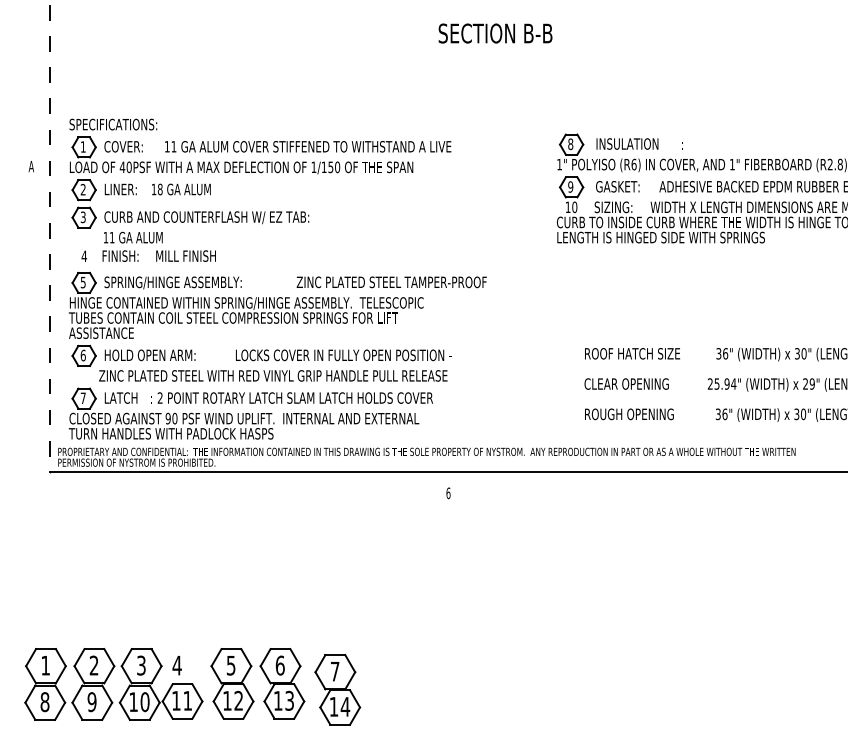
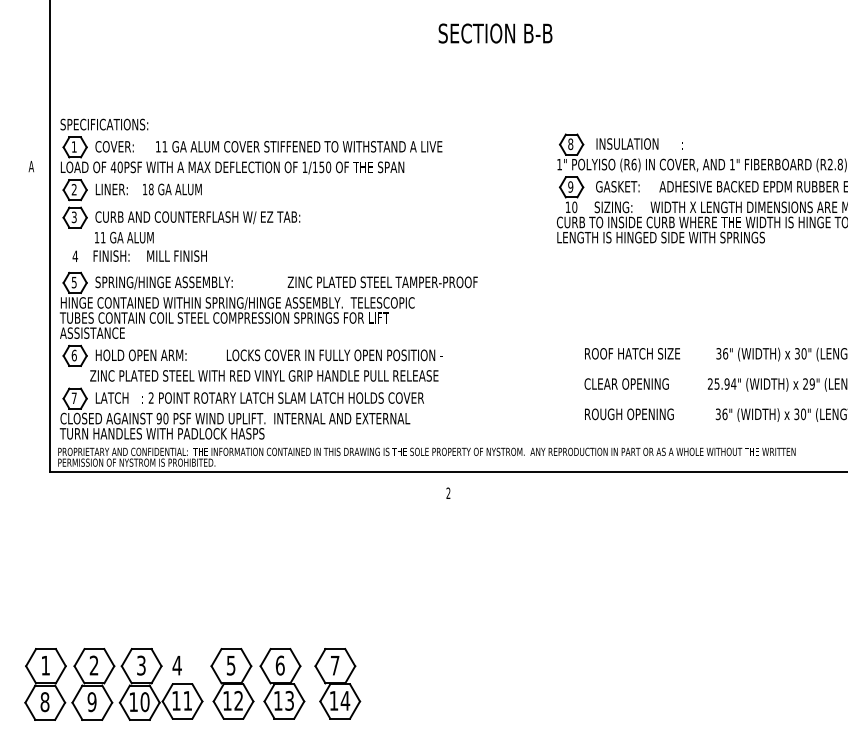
line: dashed -> solid (49, 236)
part position: (296, 277) -> (287, 277) (287, 277)
text: 6 -> 2 (448, 493)
part position: (337, 689) -> (337, 683) (337, 683)
